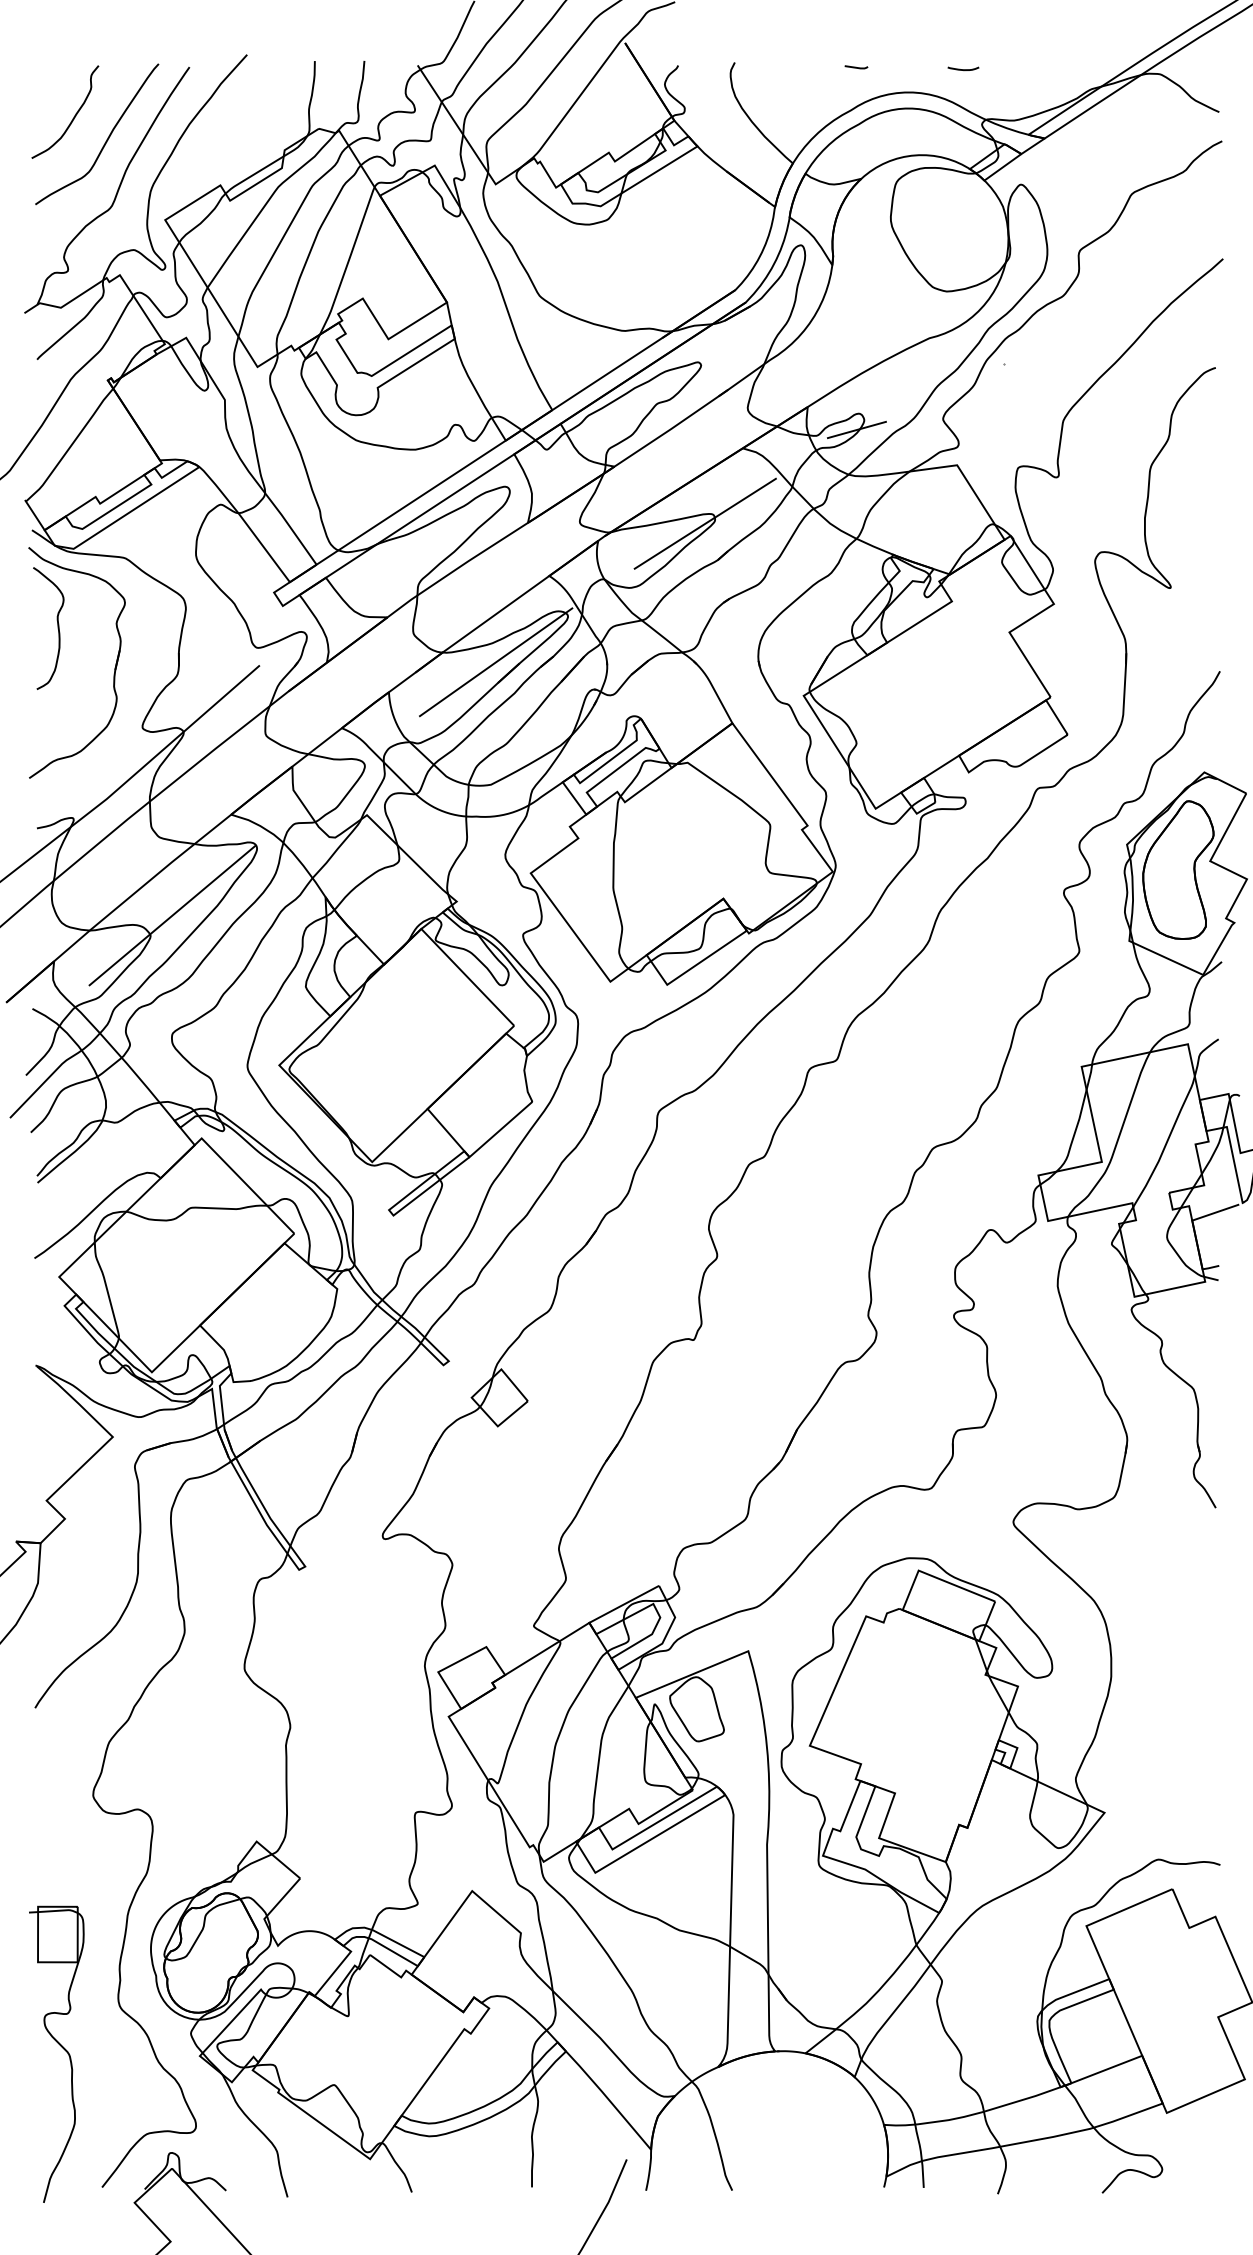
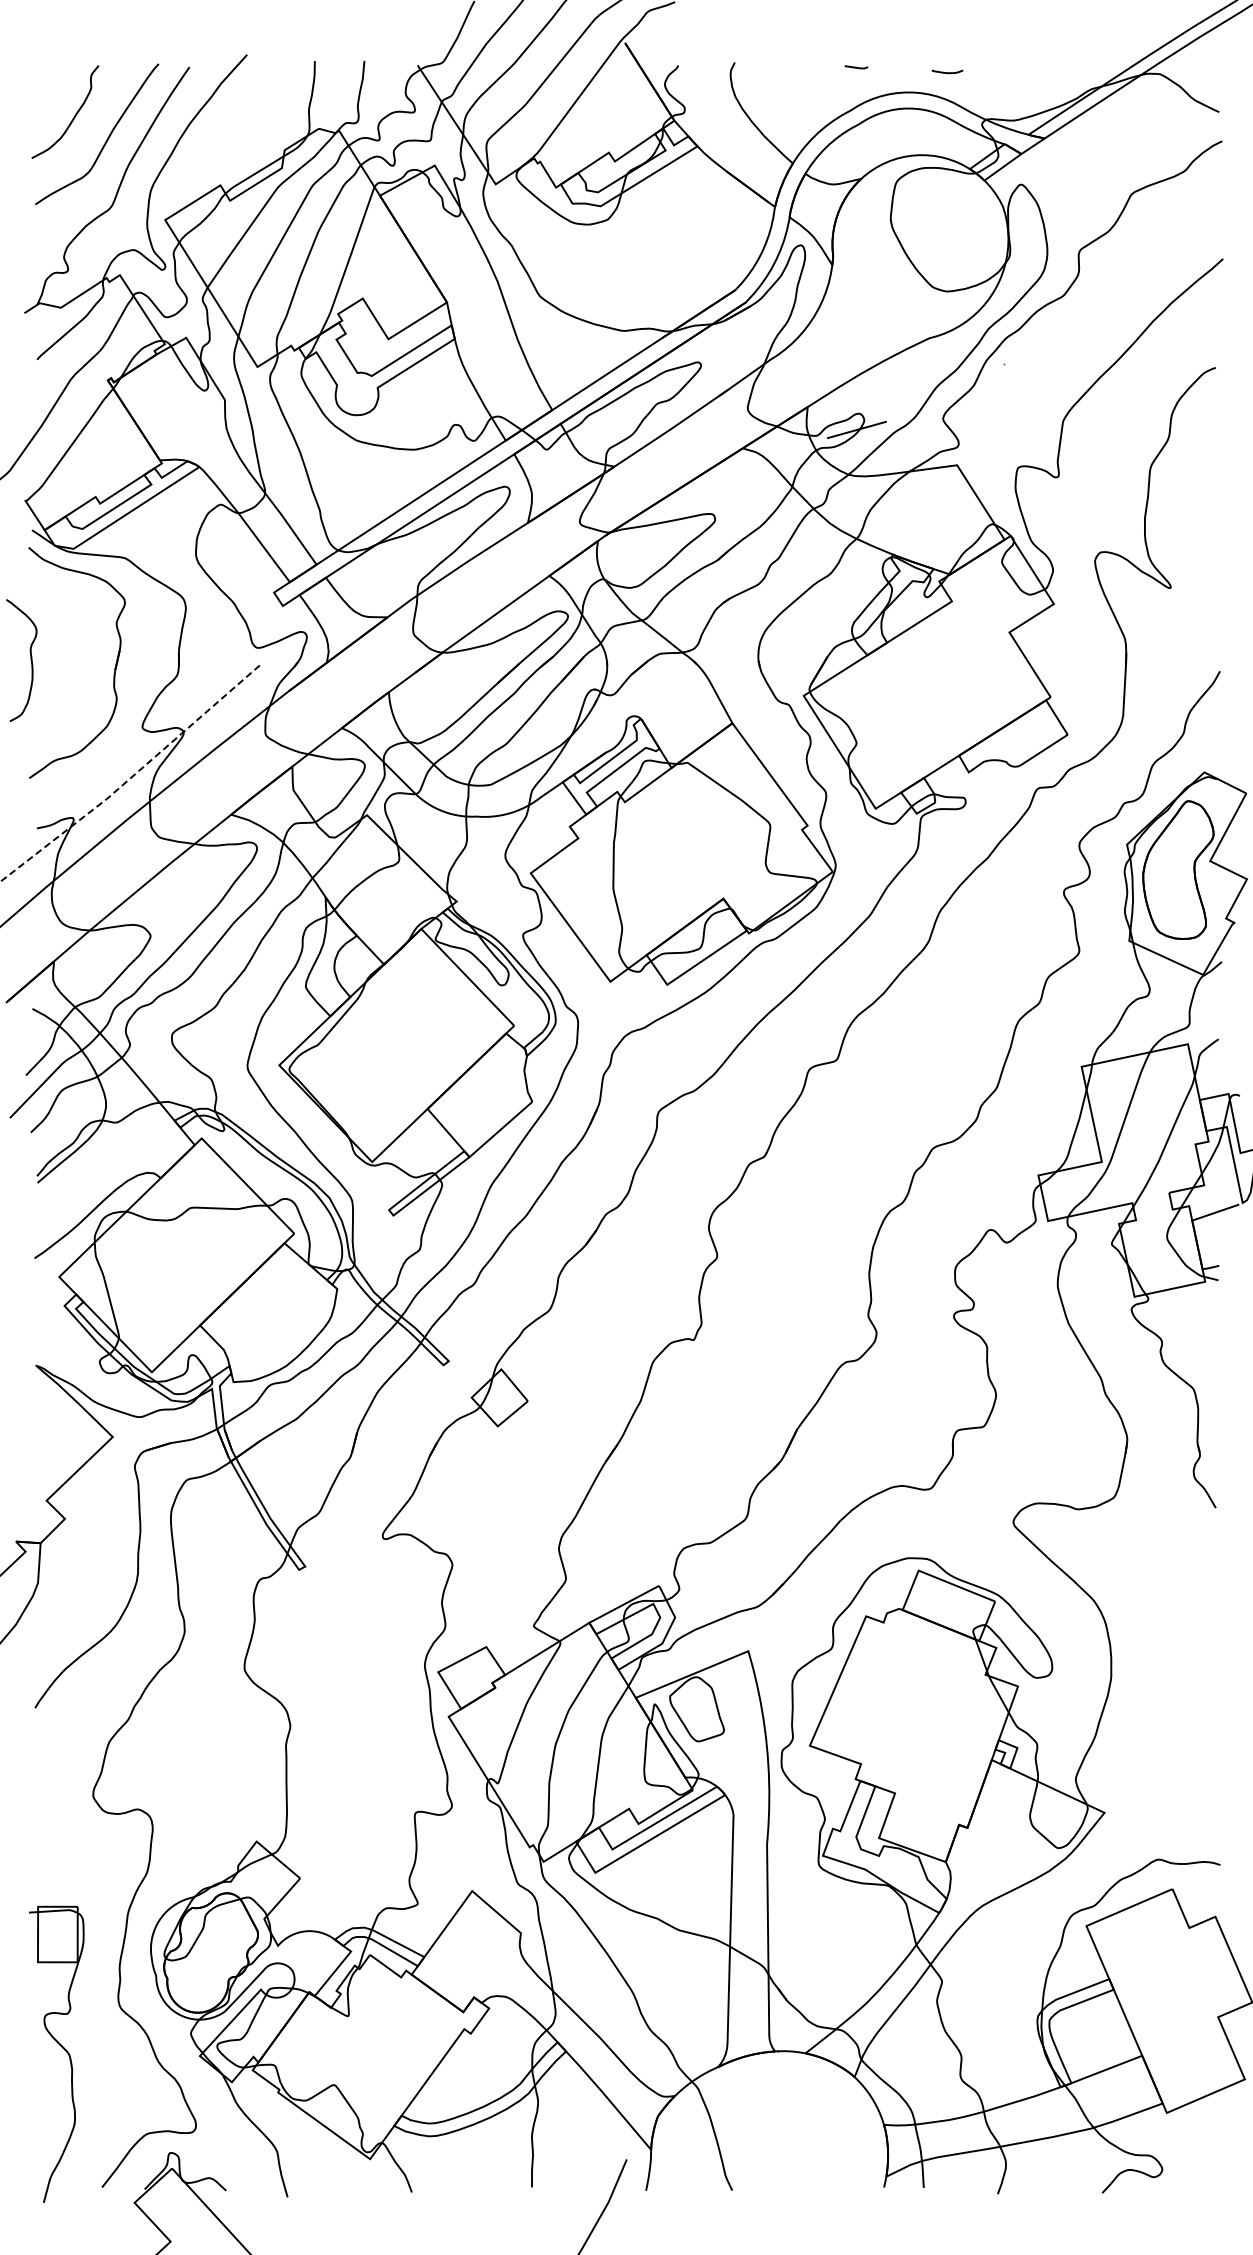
curve position: (963, 69) -> (947, 72) (947, 72)
line: present -> none (704, 523)
curve position: (57, 628) -> (30, 660) (30, 660)
line: present -> none (495, 662)
line: solid -> dashed (132, 776)
line: present -> none (172, 915)
